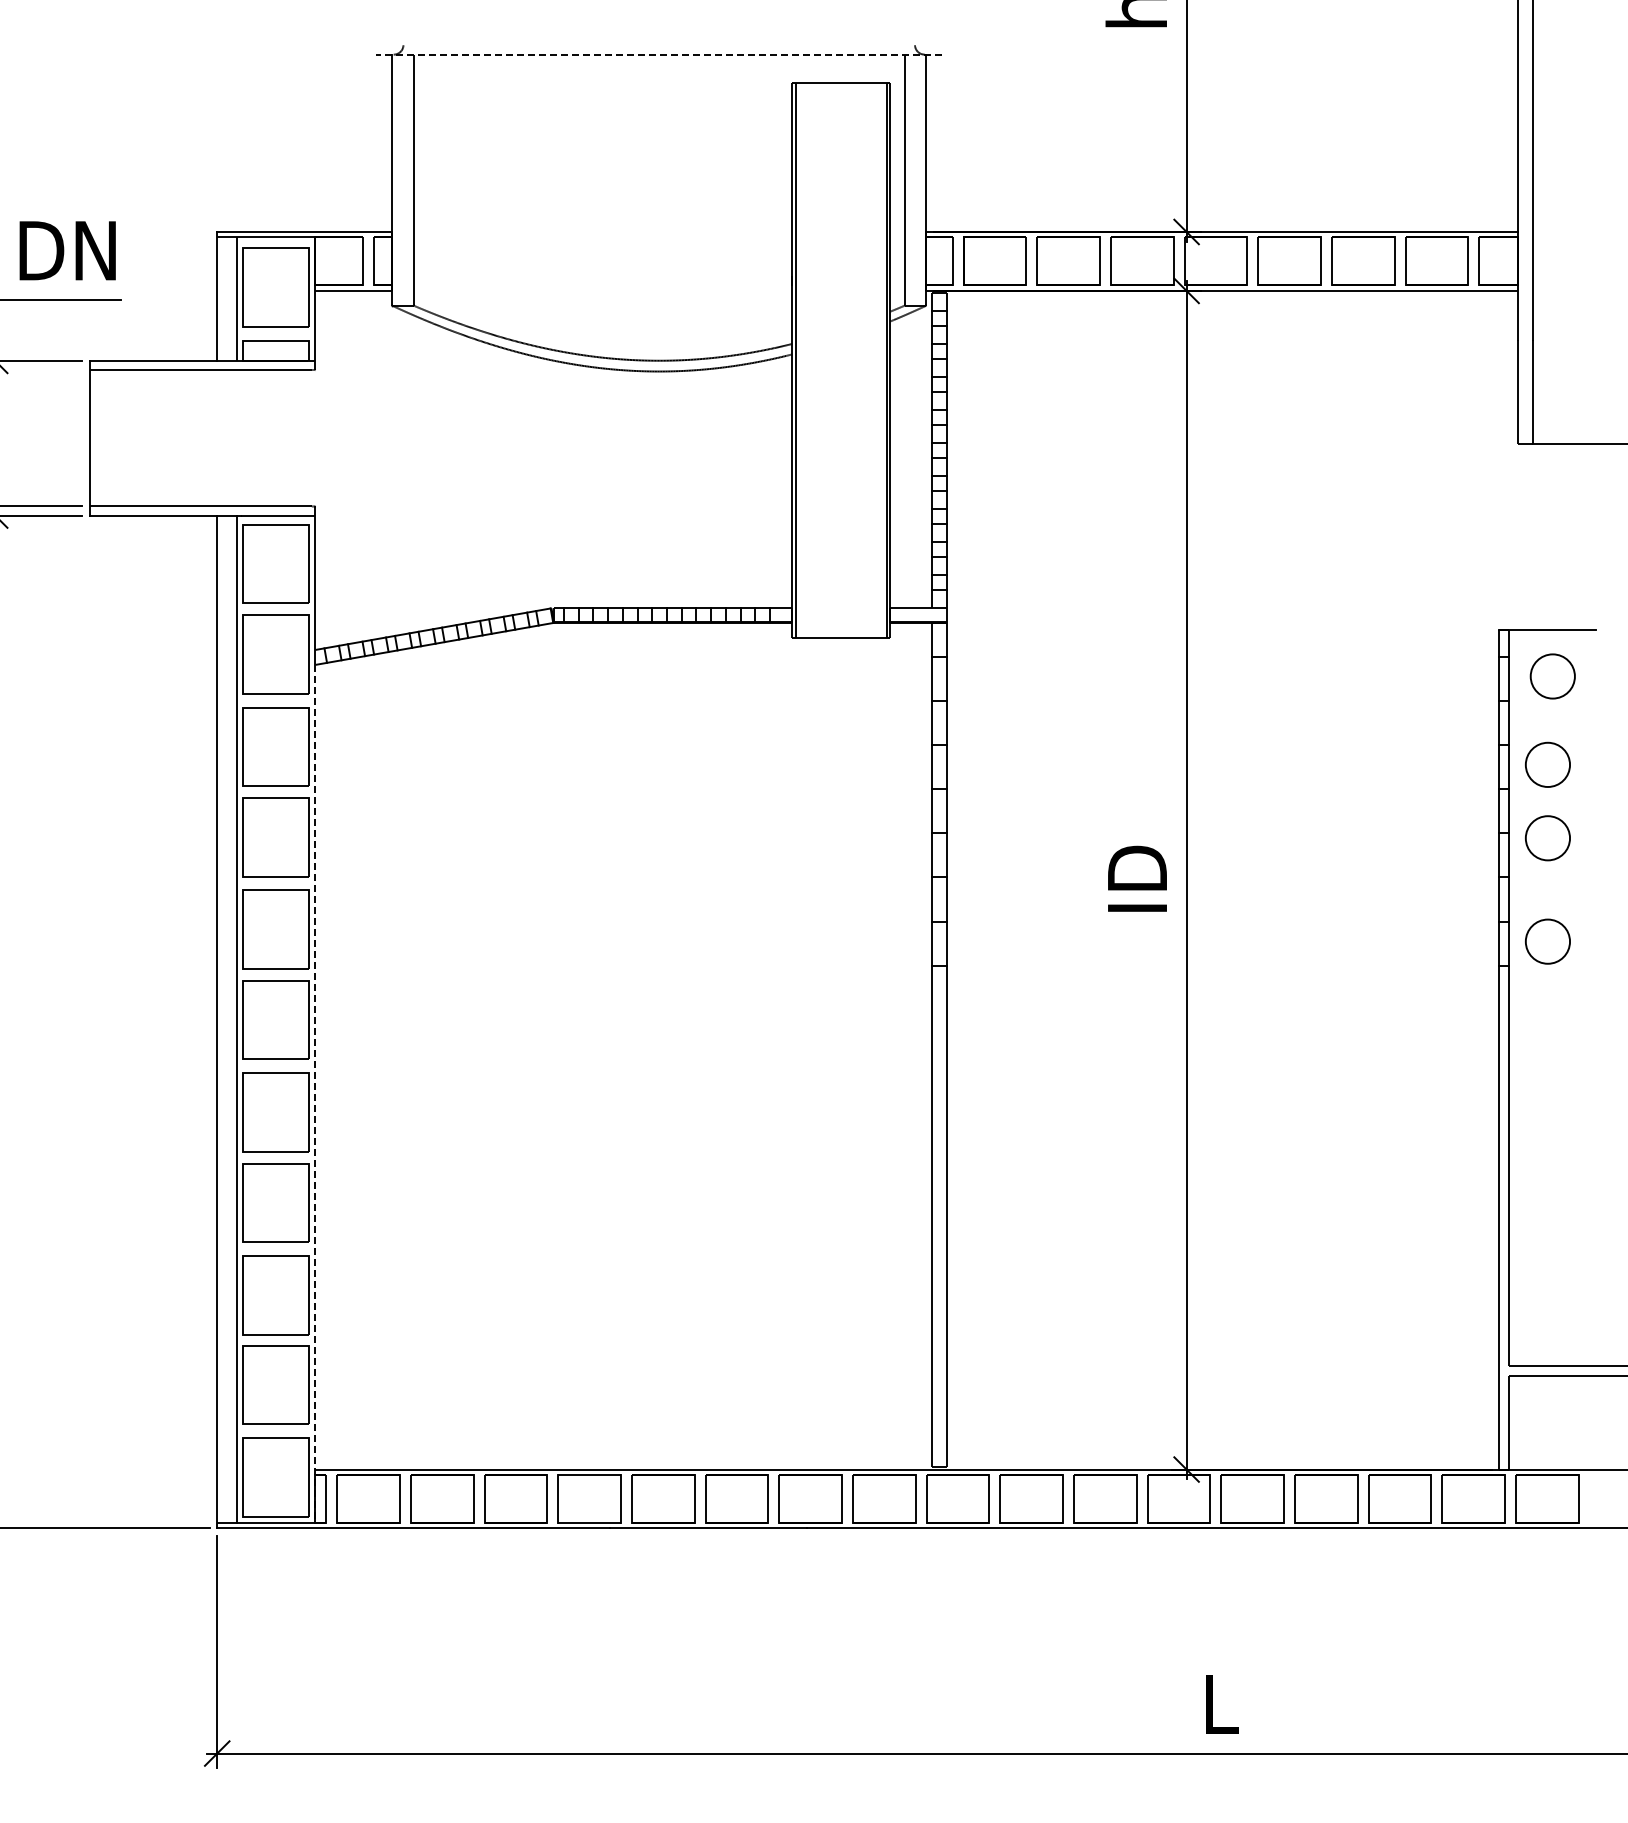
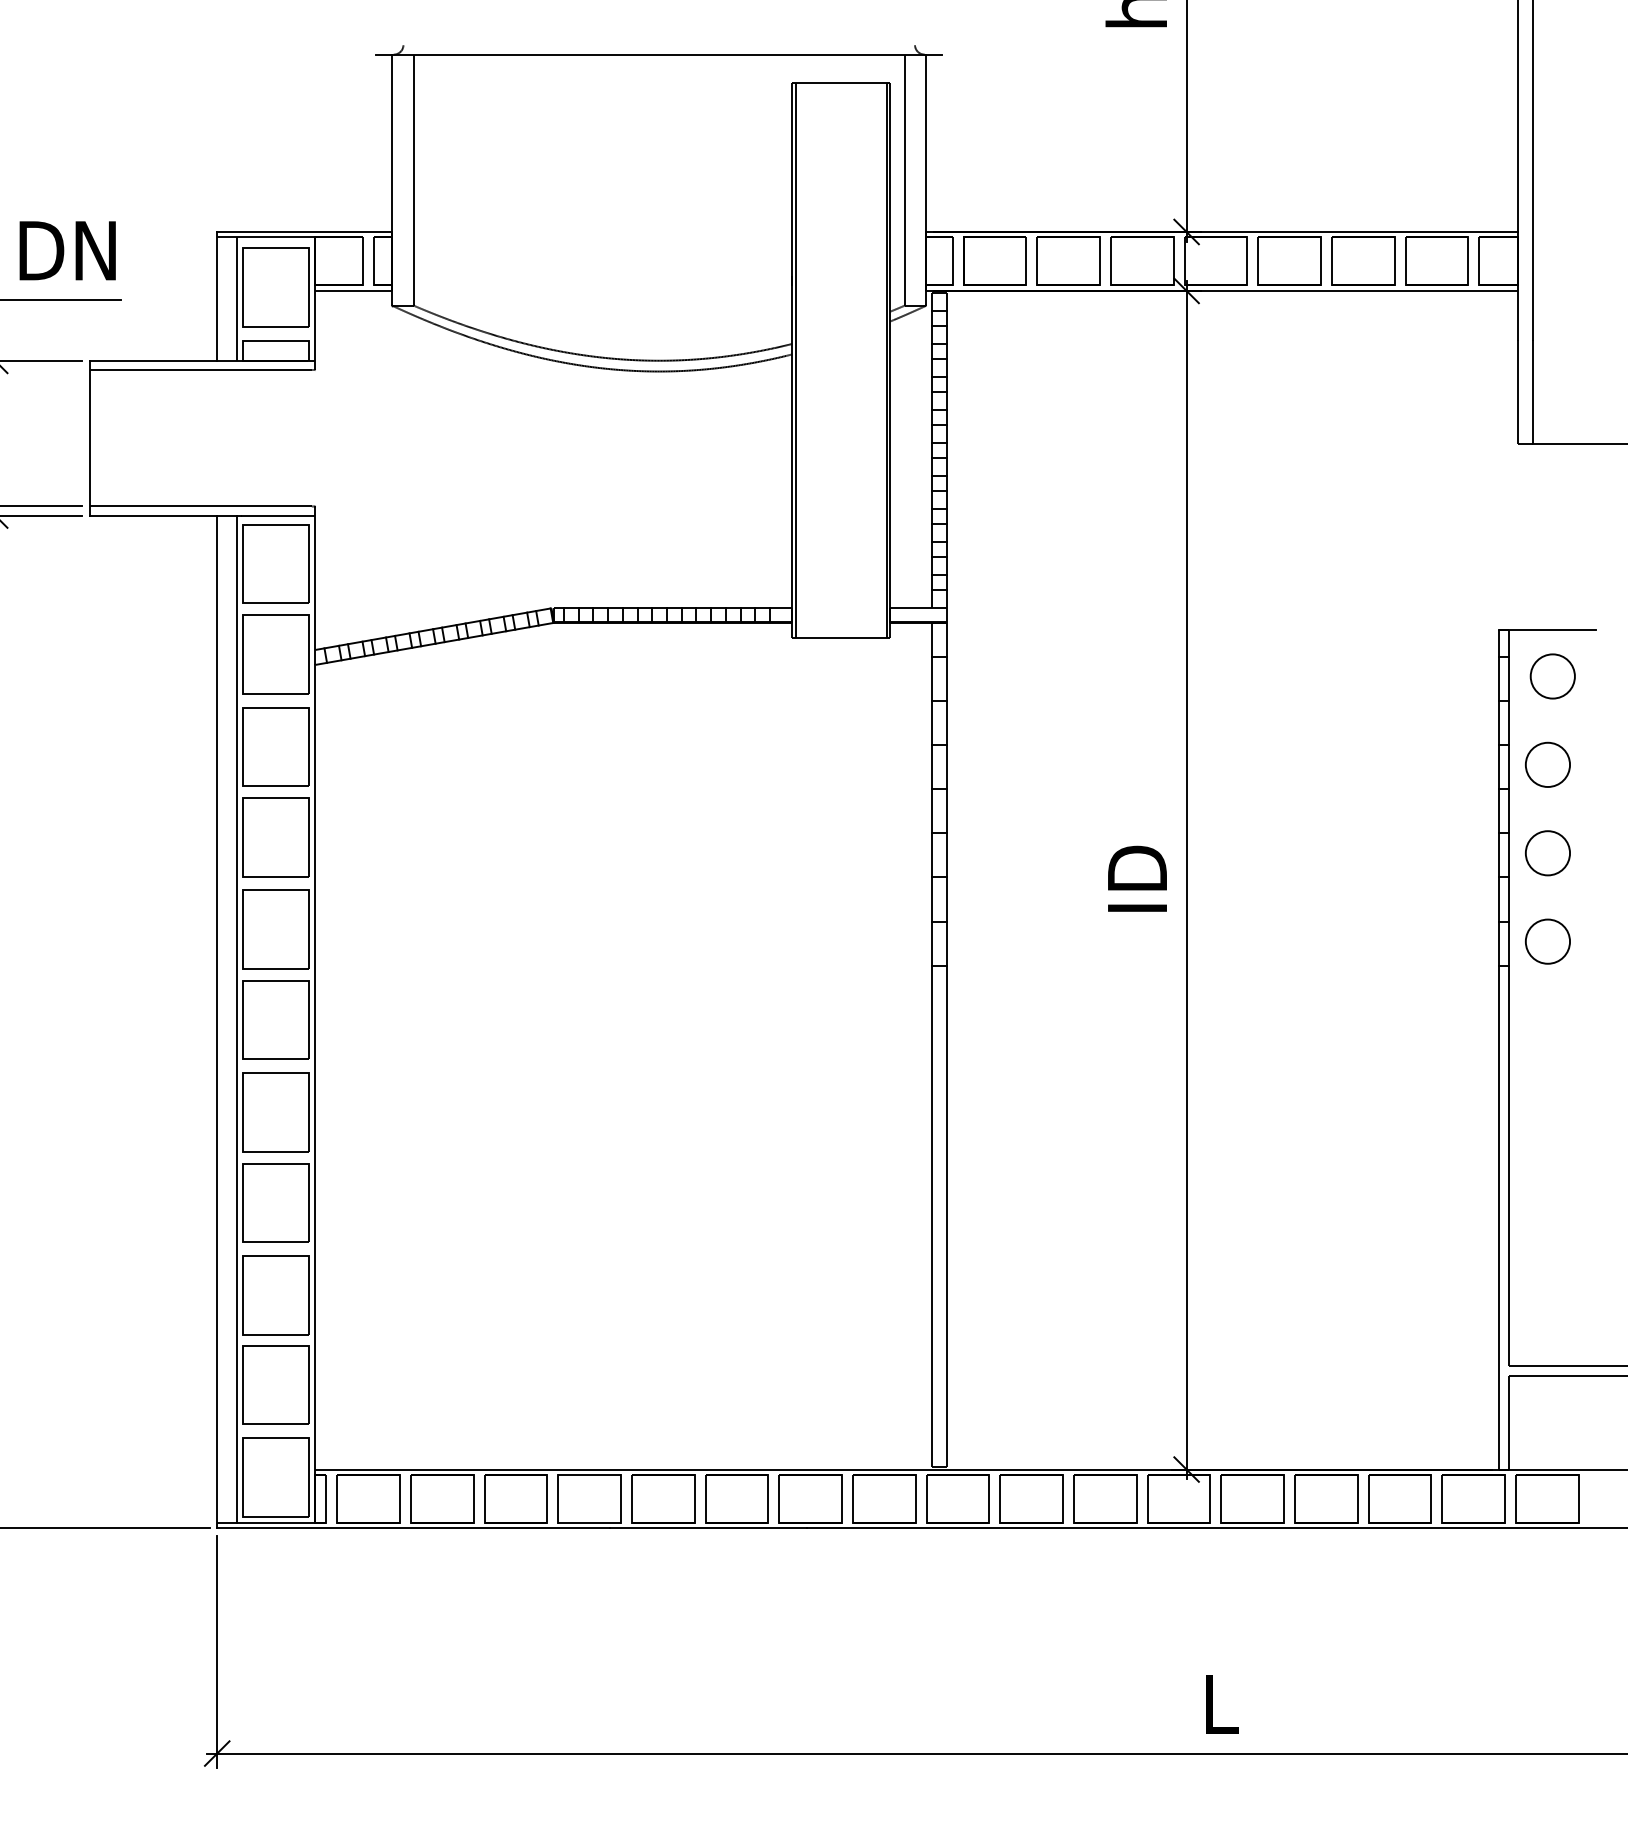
line: dashed -> solid (659, 54)
circle position: (1547, 838) -> (1547, 853) (1547, 853)
line: dashed -> solid (315, 1094)
